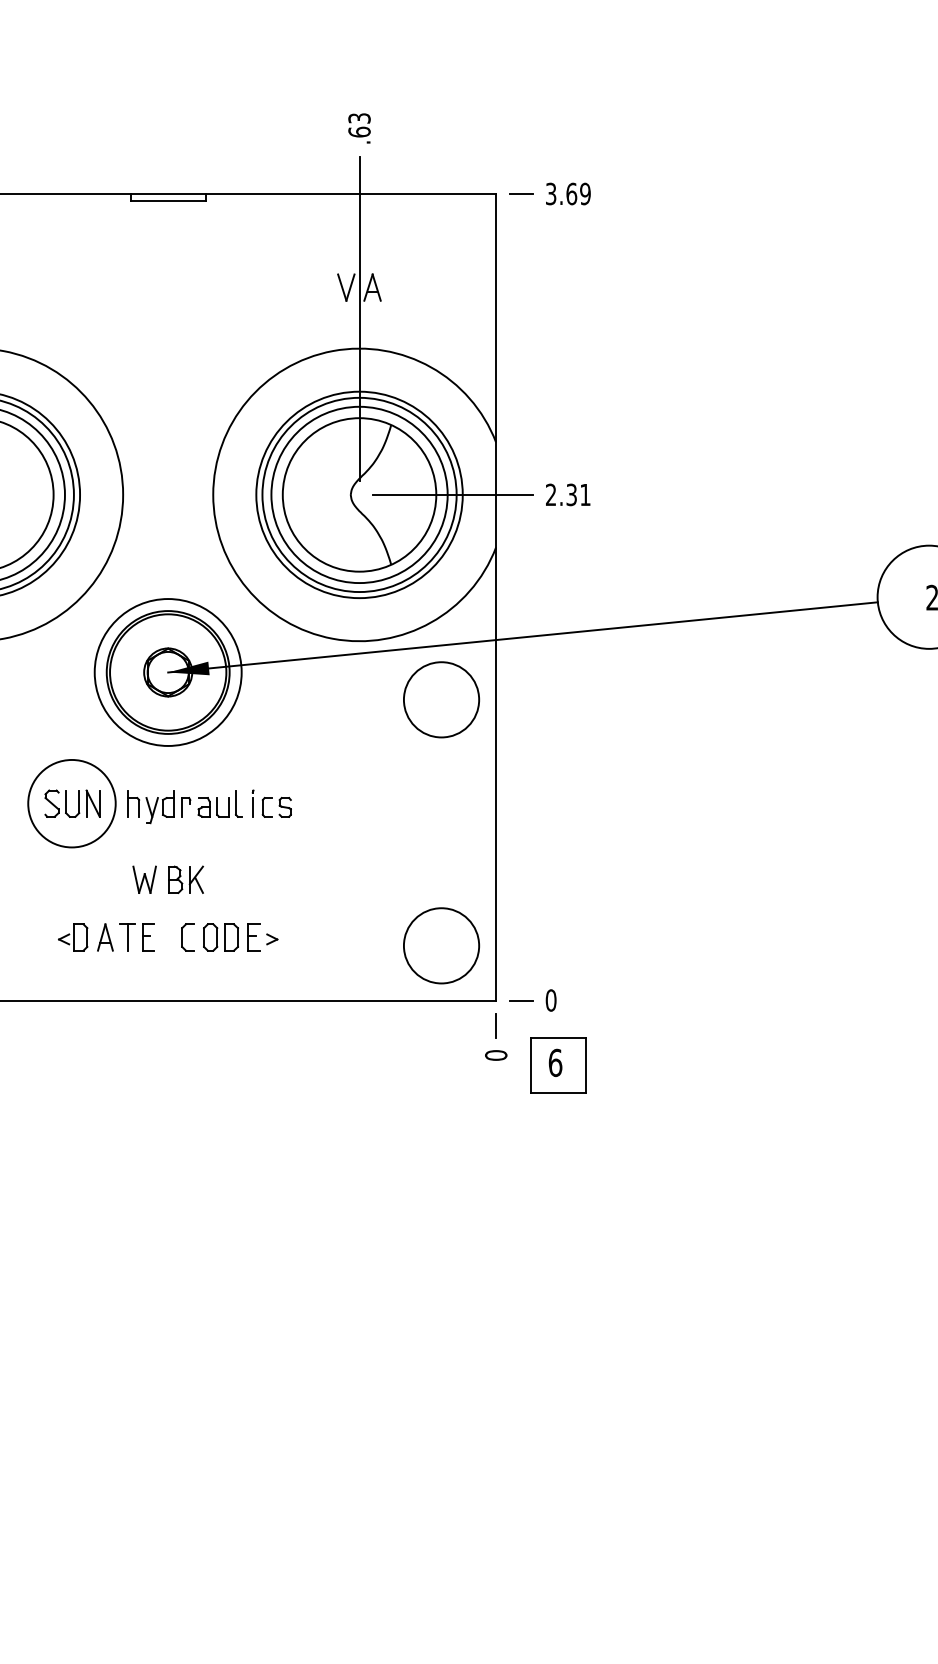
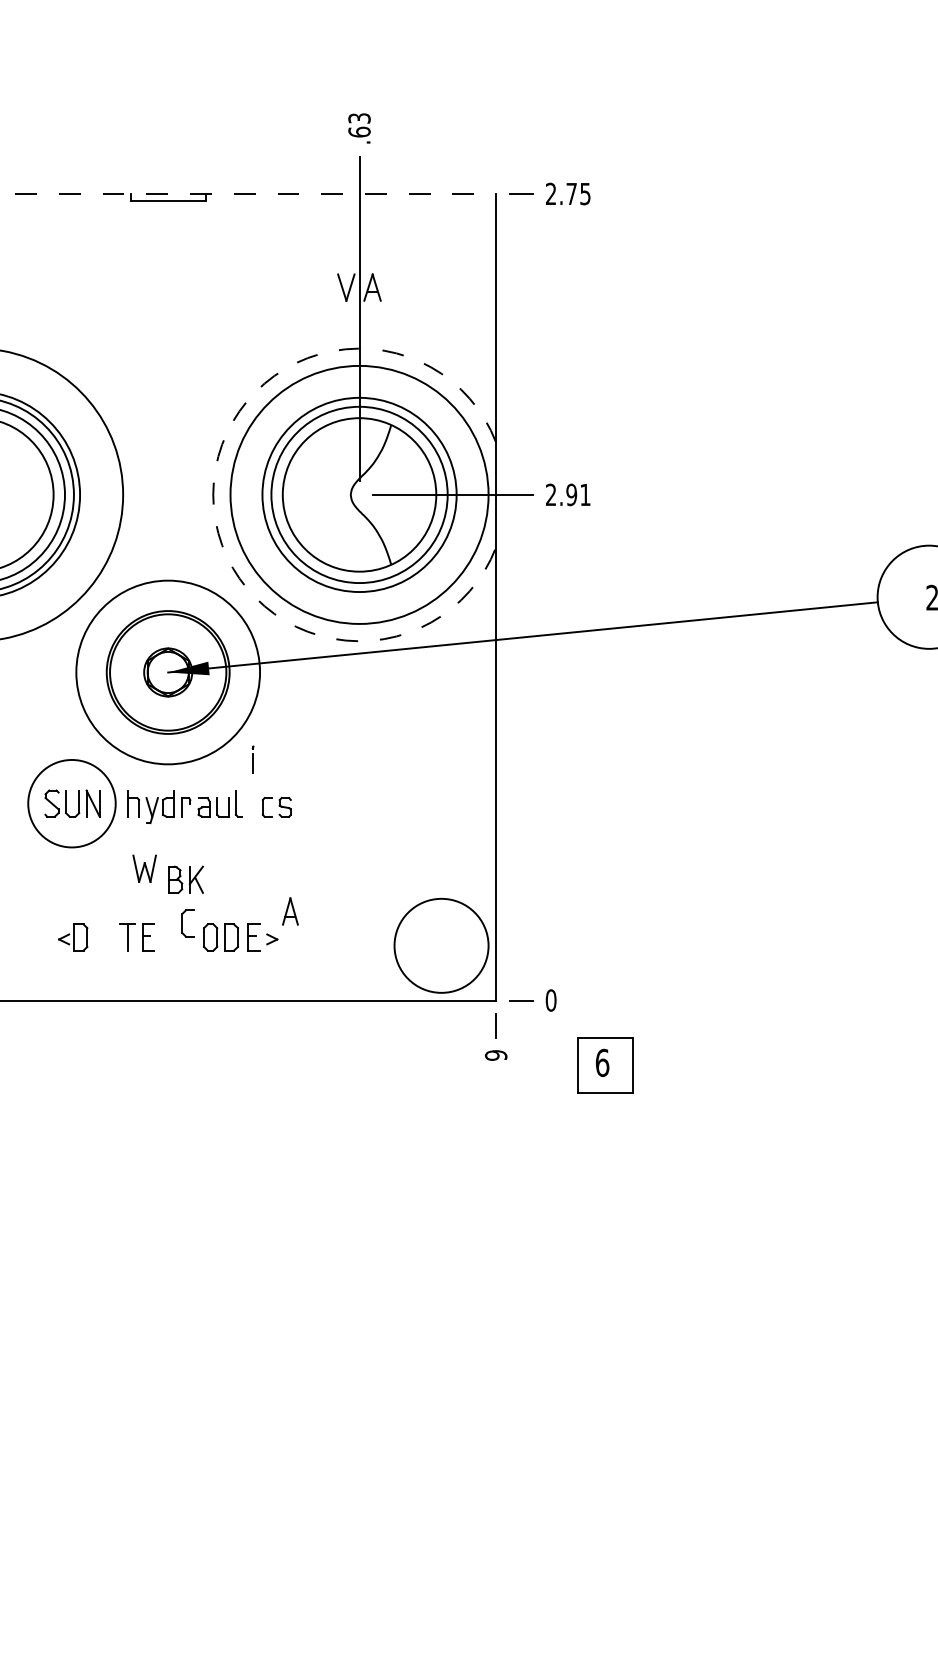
text: 3.69 -> 2.75 (568, 193)
line: solid -> dashed (248, 194)
arc: solid -> dashed (213, 494)
circle diameter: 206 px -> 258 px (359, 494)
text: 2.31 -> 2.91 (571, 494)
circle diameter: 147 px -> 184 px (168, 672)
circle: present -> none (441, 699)
part position: (252, 803) -> (252, 759) (252, 759)
part position: (144, 879) -> (144, 868) (144, 868)
part position: (105, 937) -> (290, 911) (290, 911)
part position: (187, 937) -> (187, 923) (187, 923)
circle diameter: 75 px -> 94 px (441, 945)
text: 0 -> 9 (496, 1055)
part position: (558, 1065) -> (605, 1065) (605, 1065)
